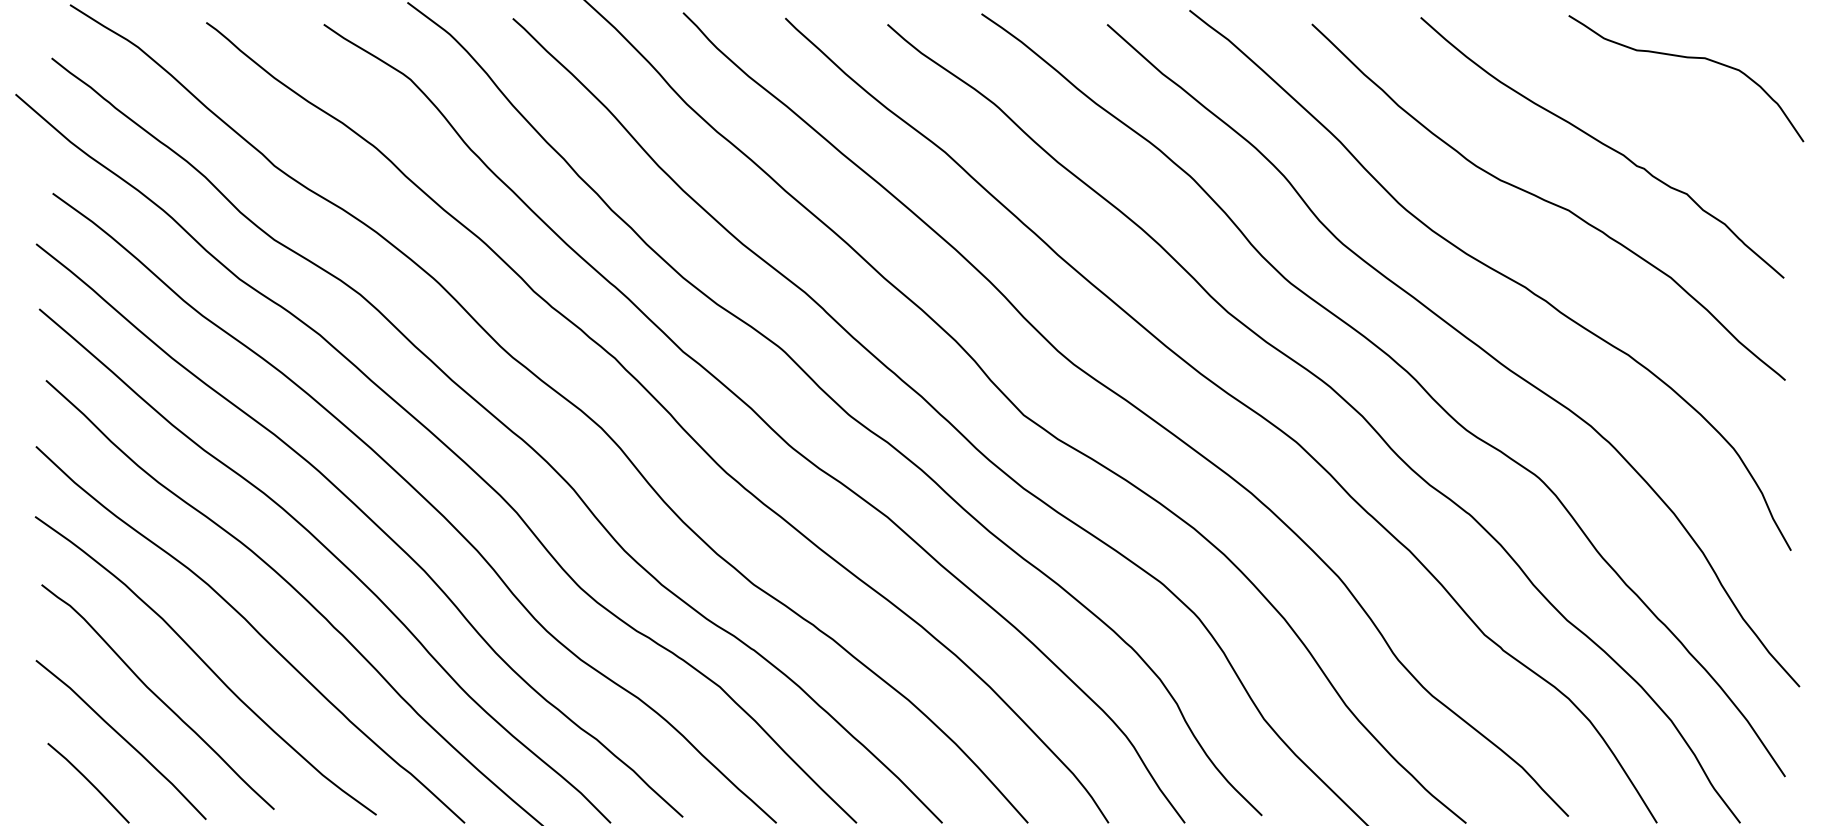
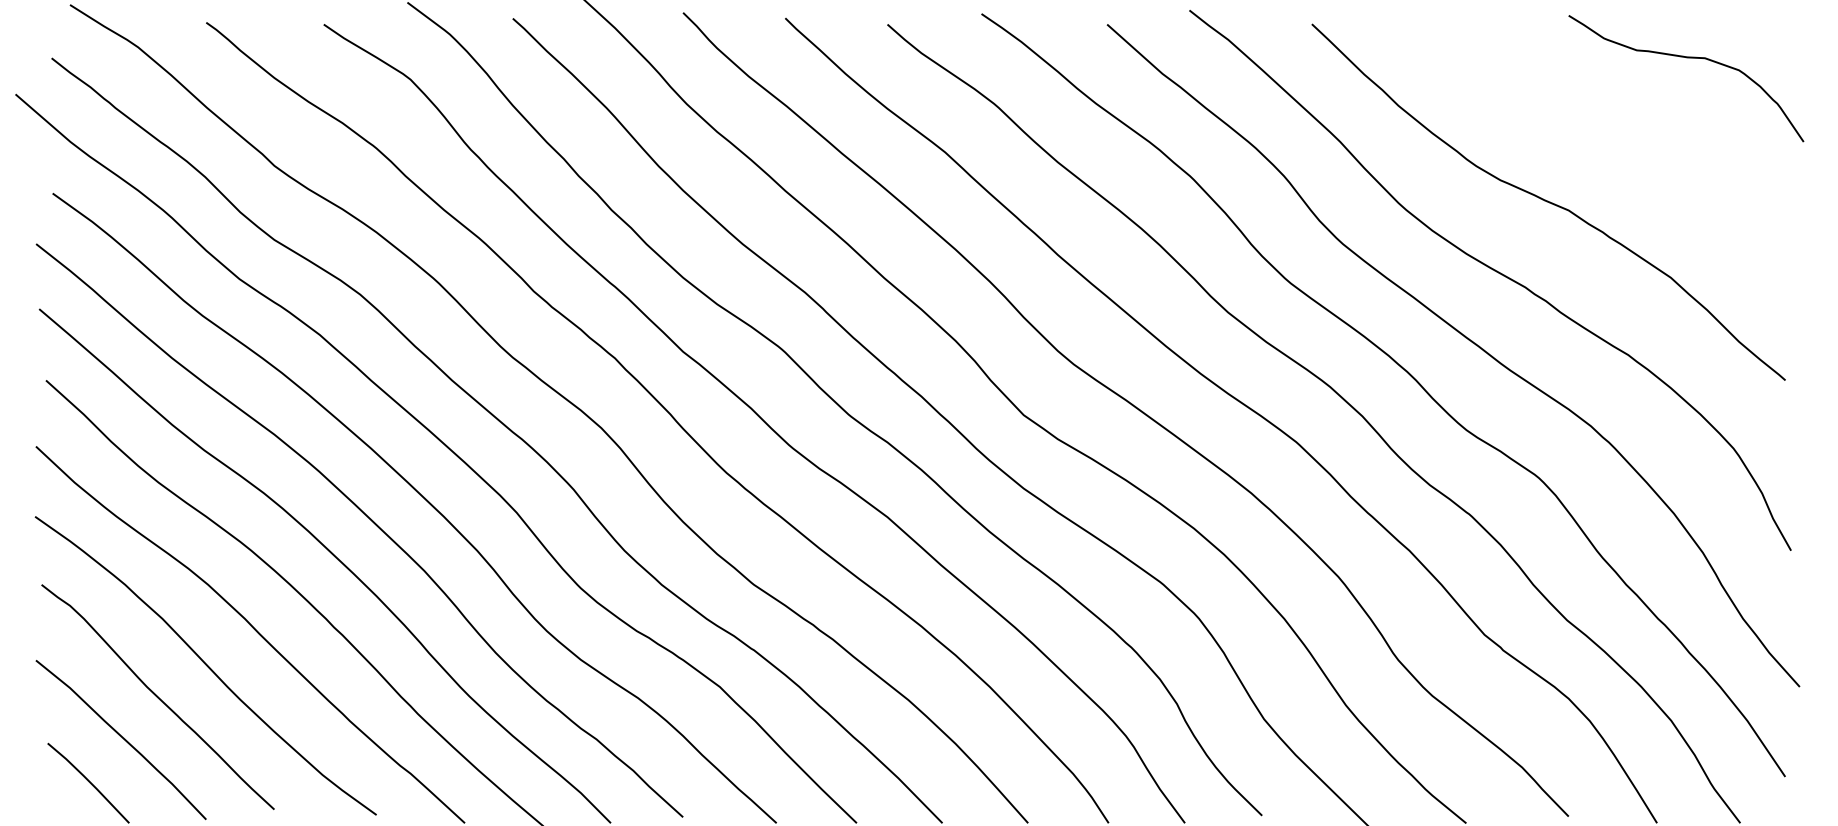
curve: present -> none (1603, 145)
